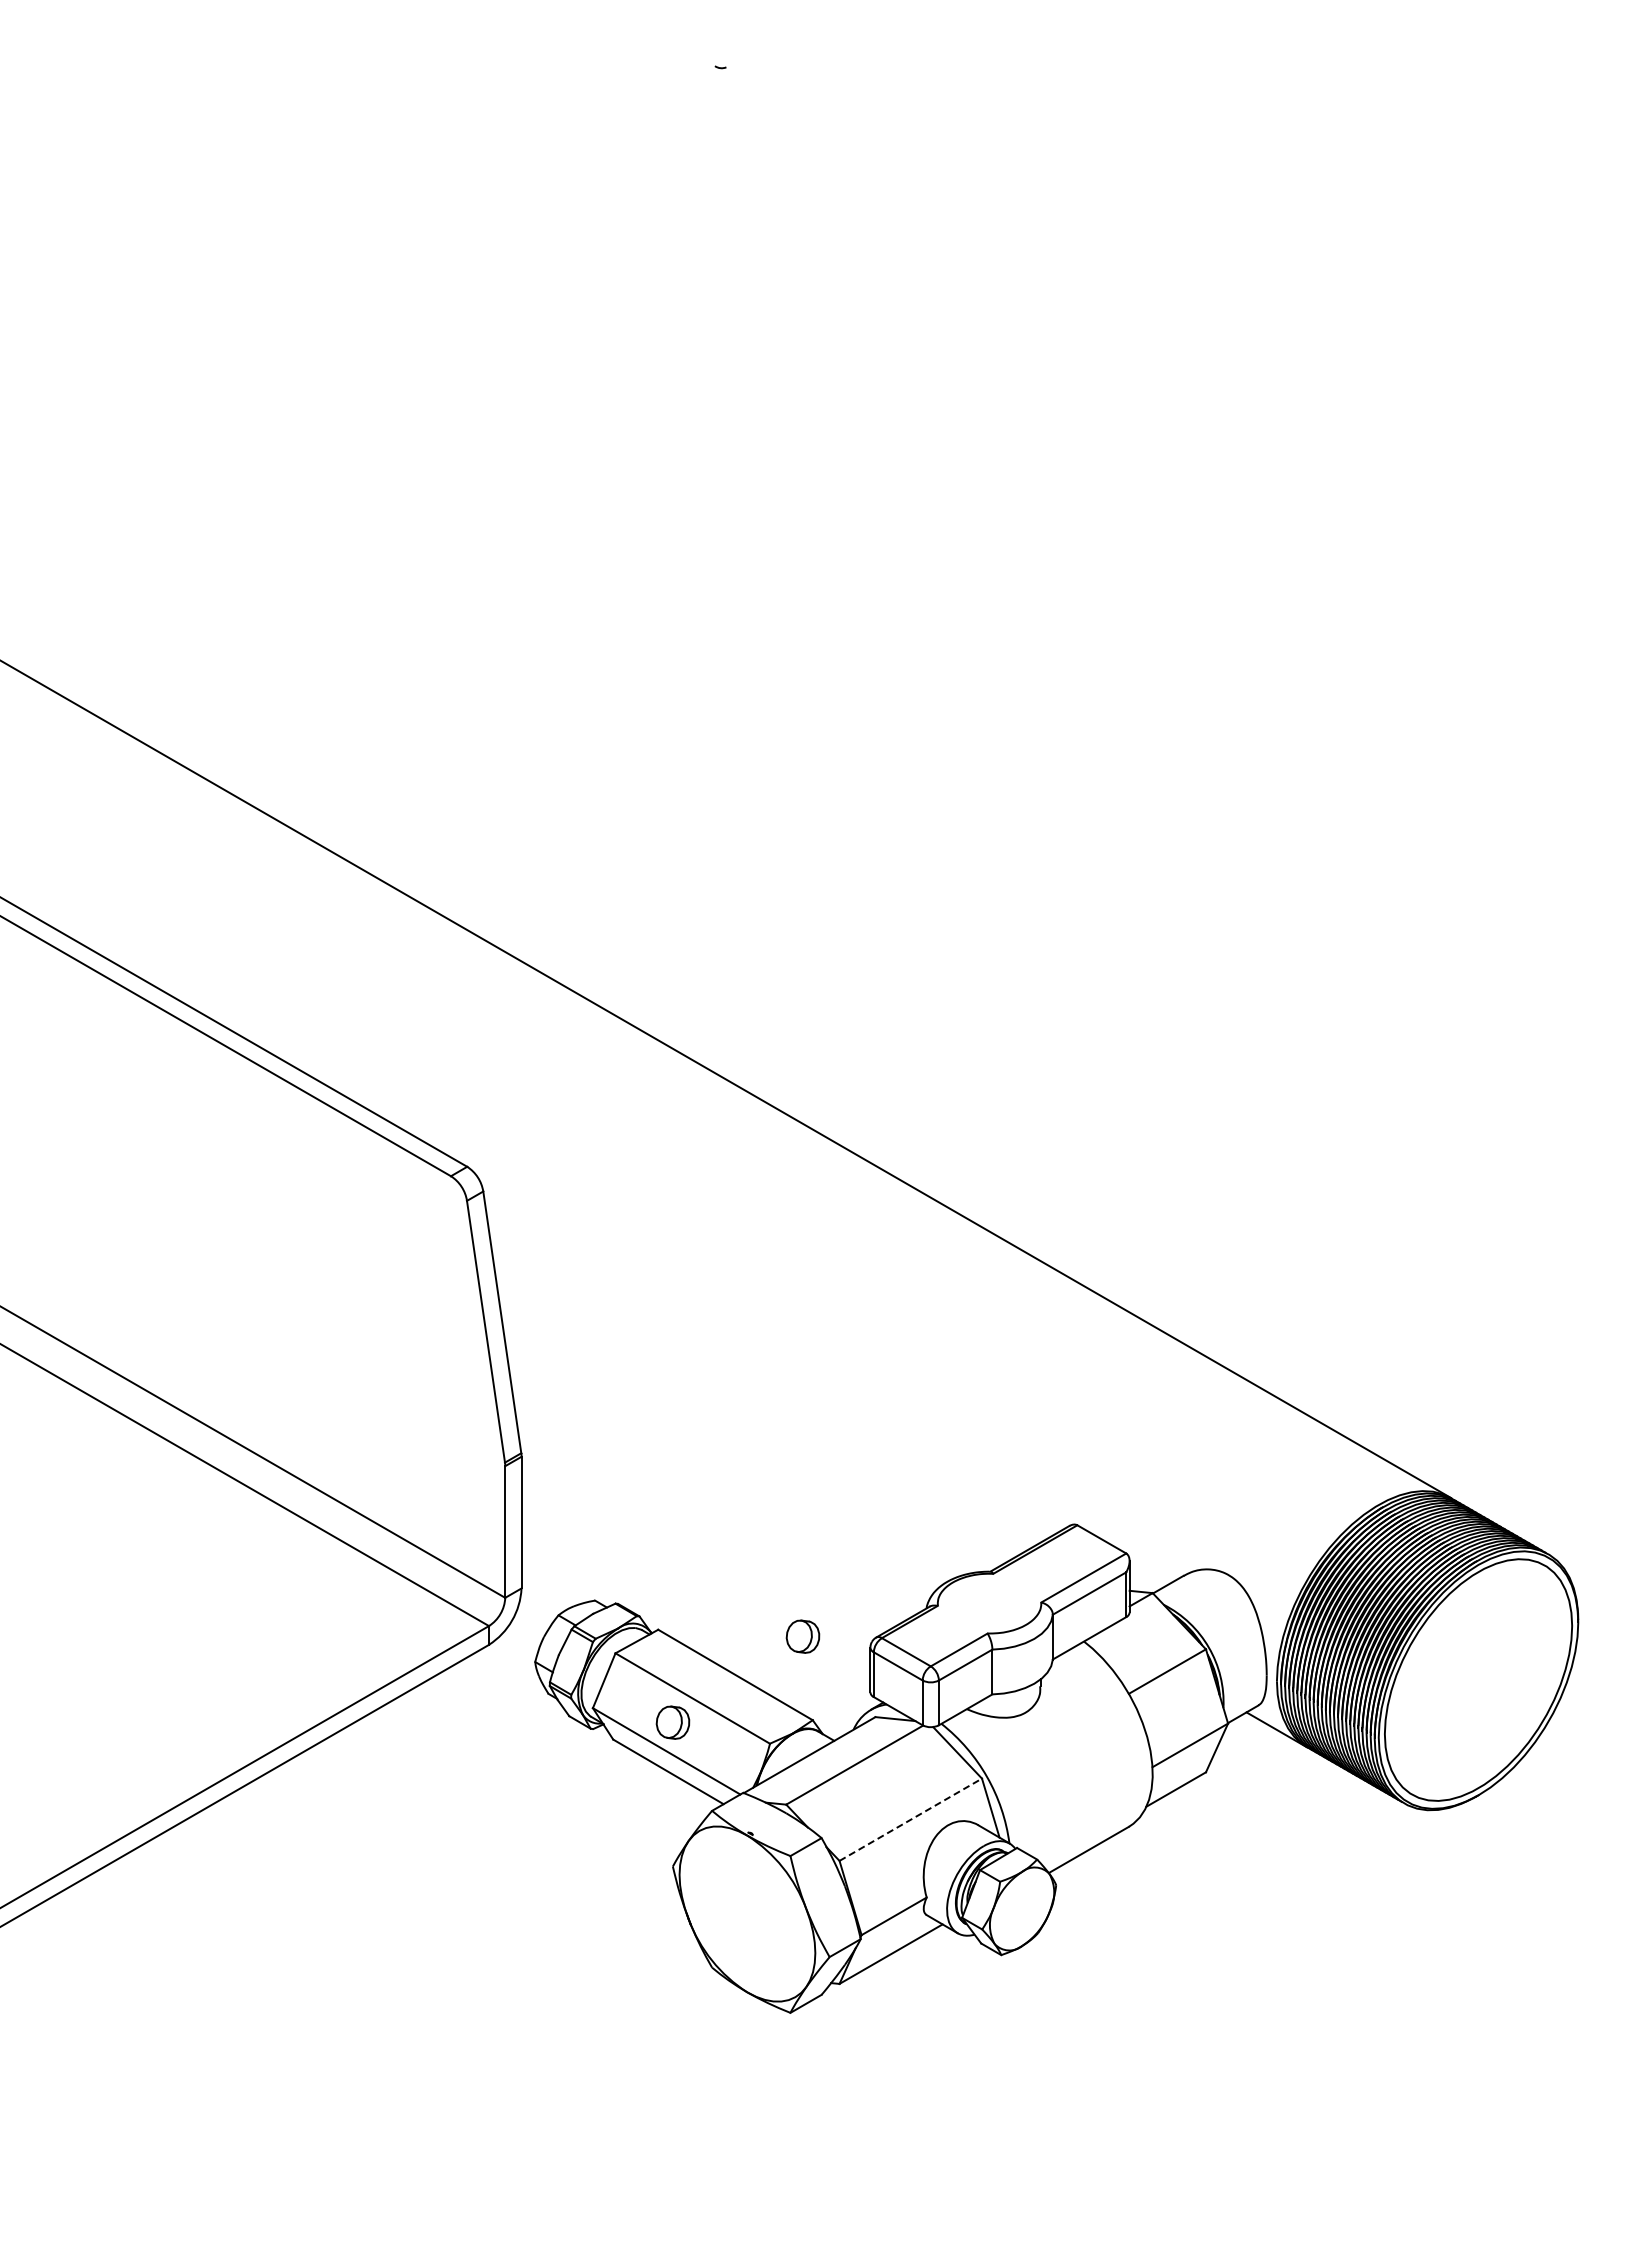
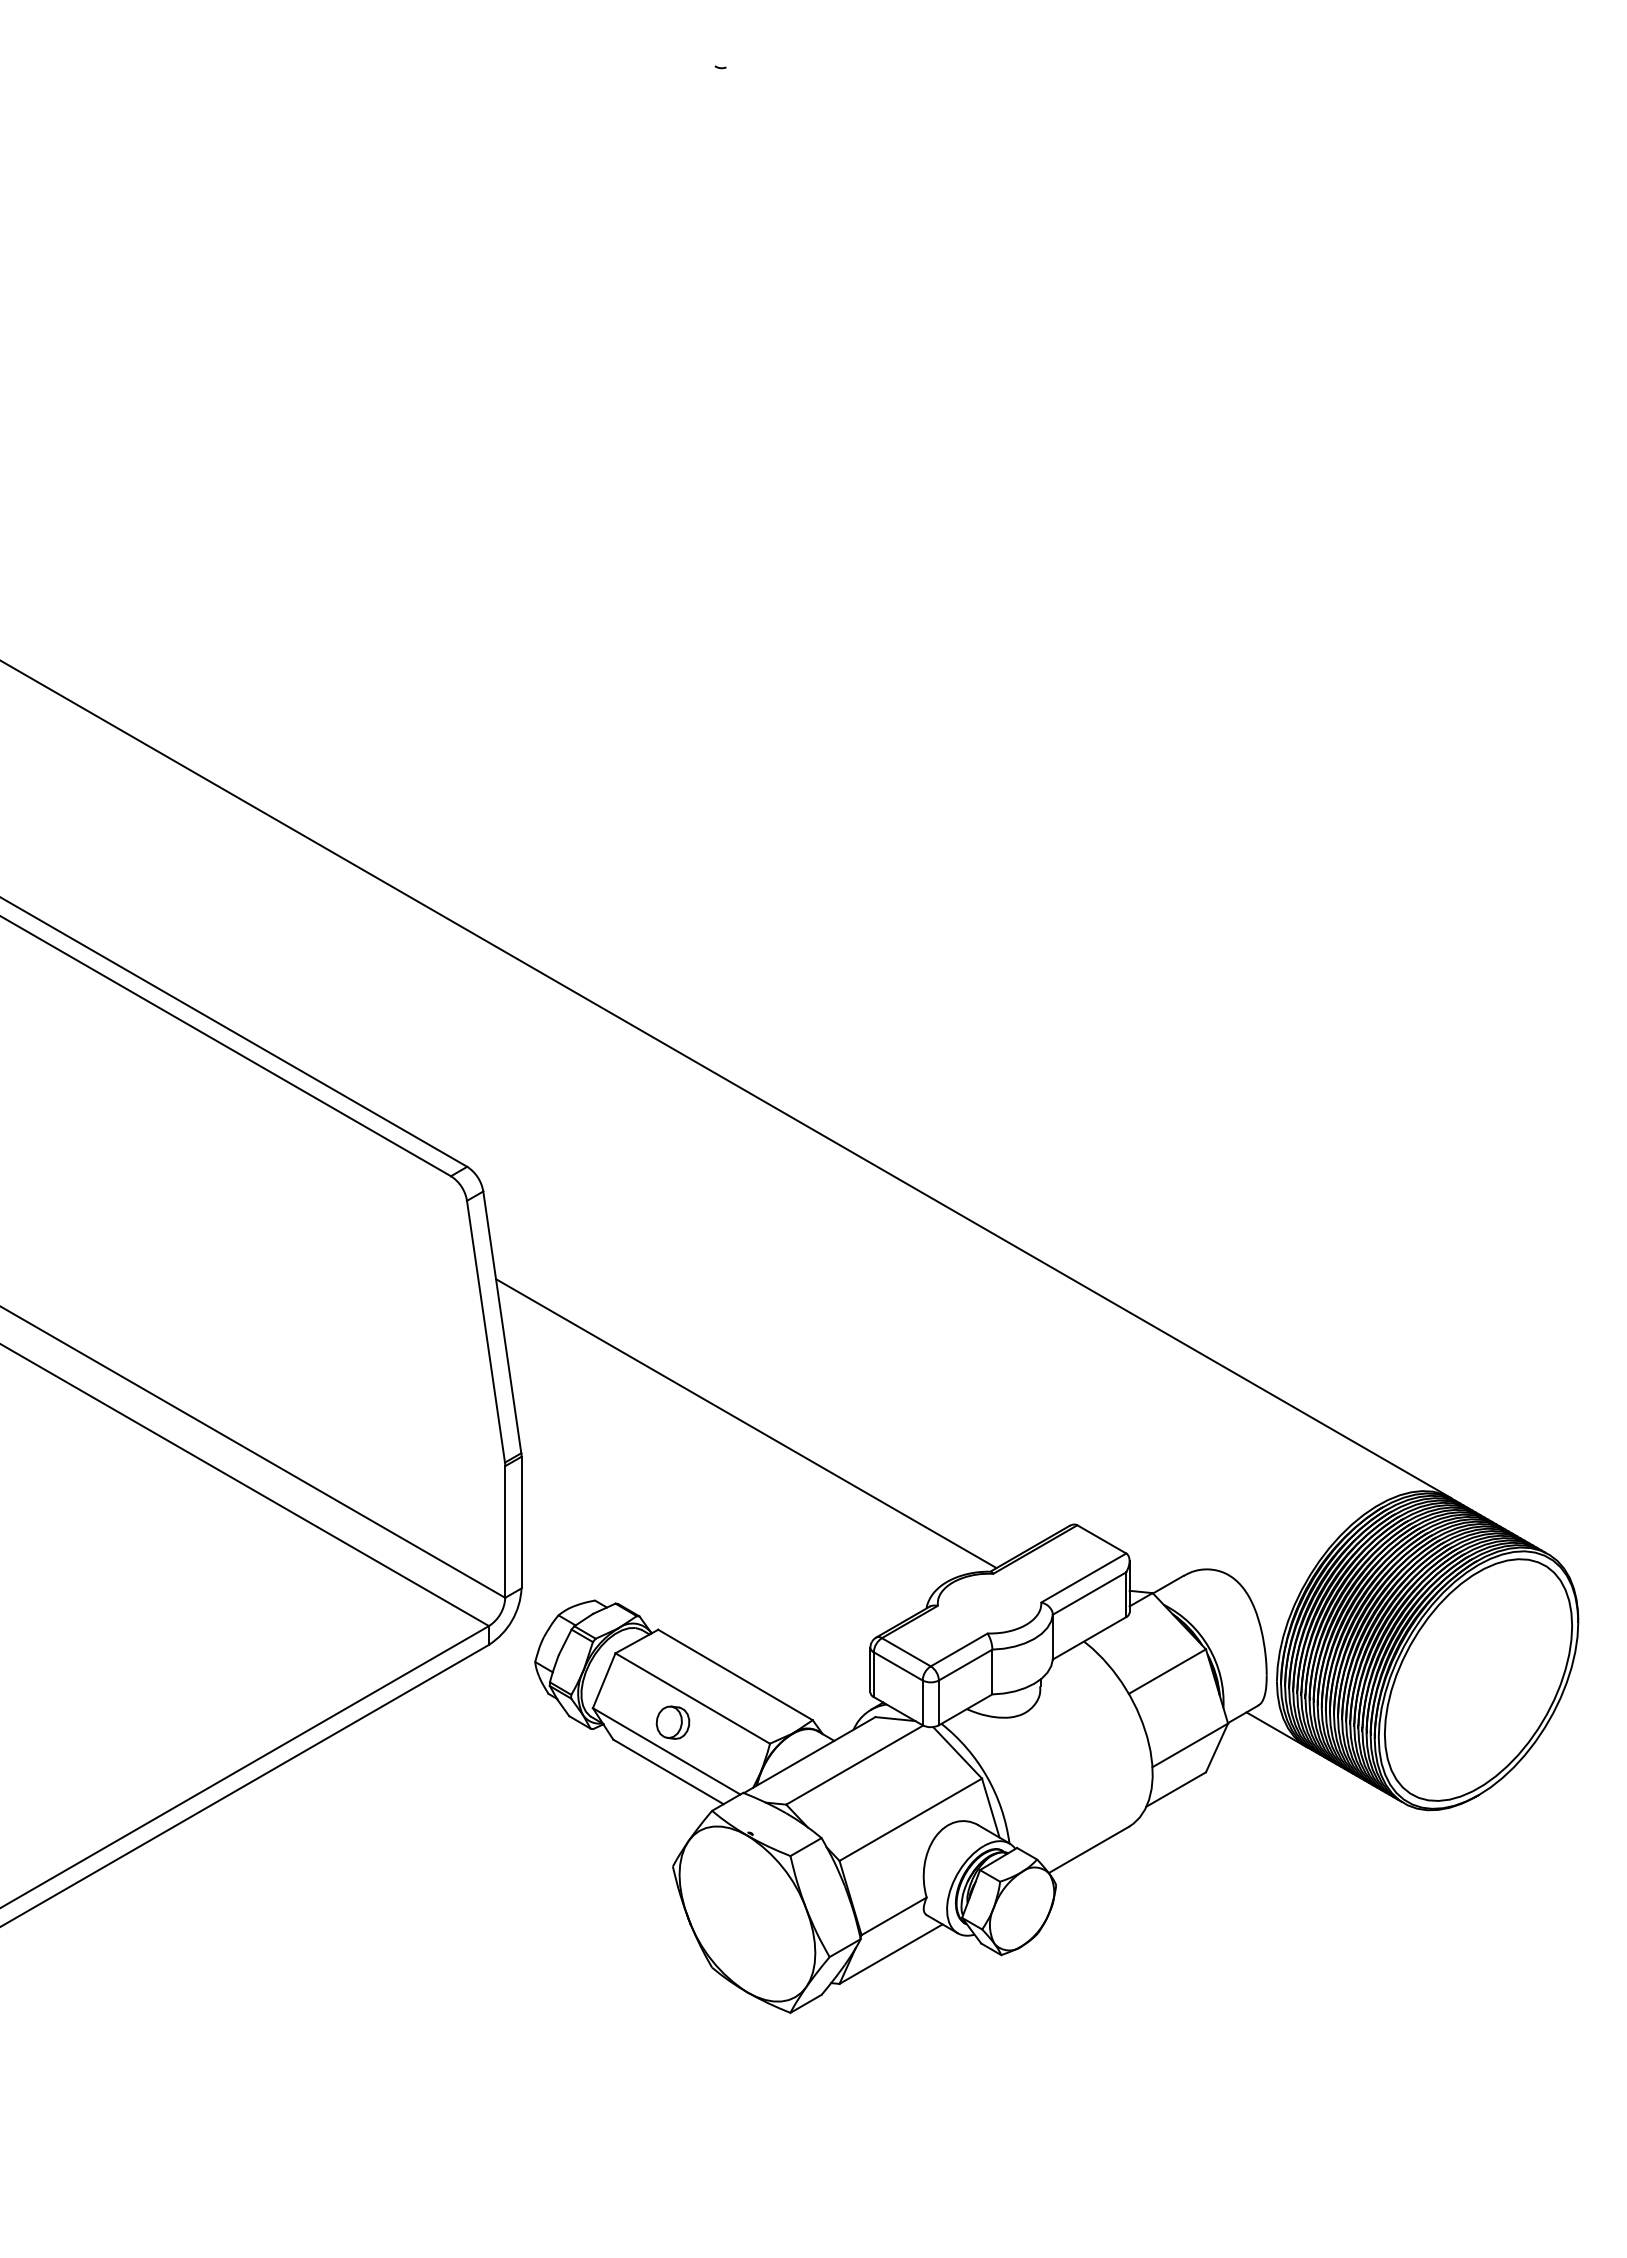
line: none -> present (746, 1423)
part: present -> none (802, 1636)
line: dashed -> solid (911, 1819)
